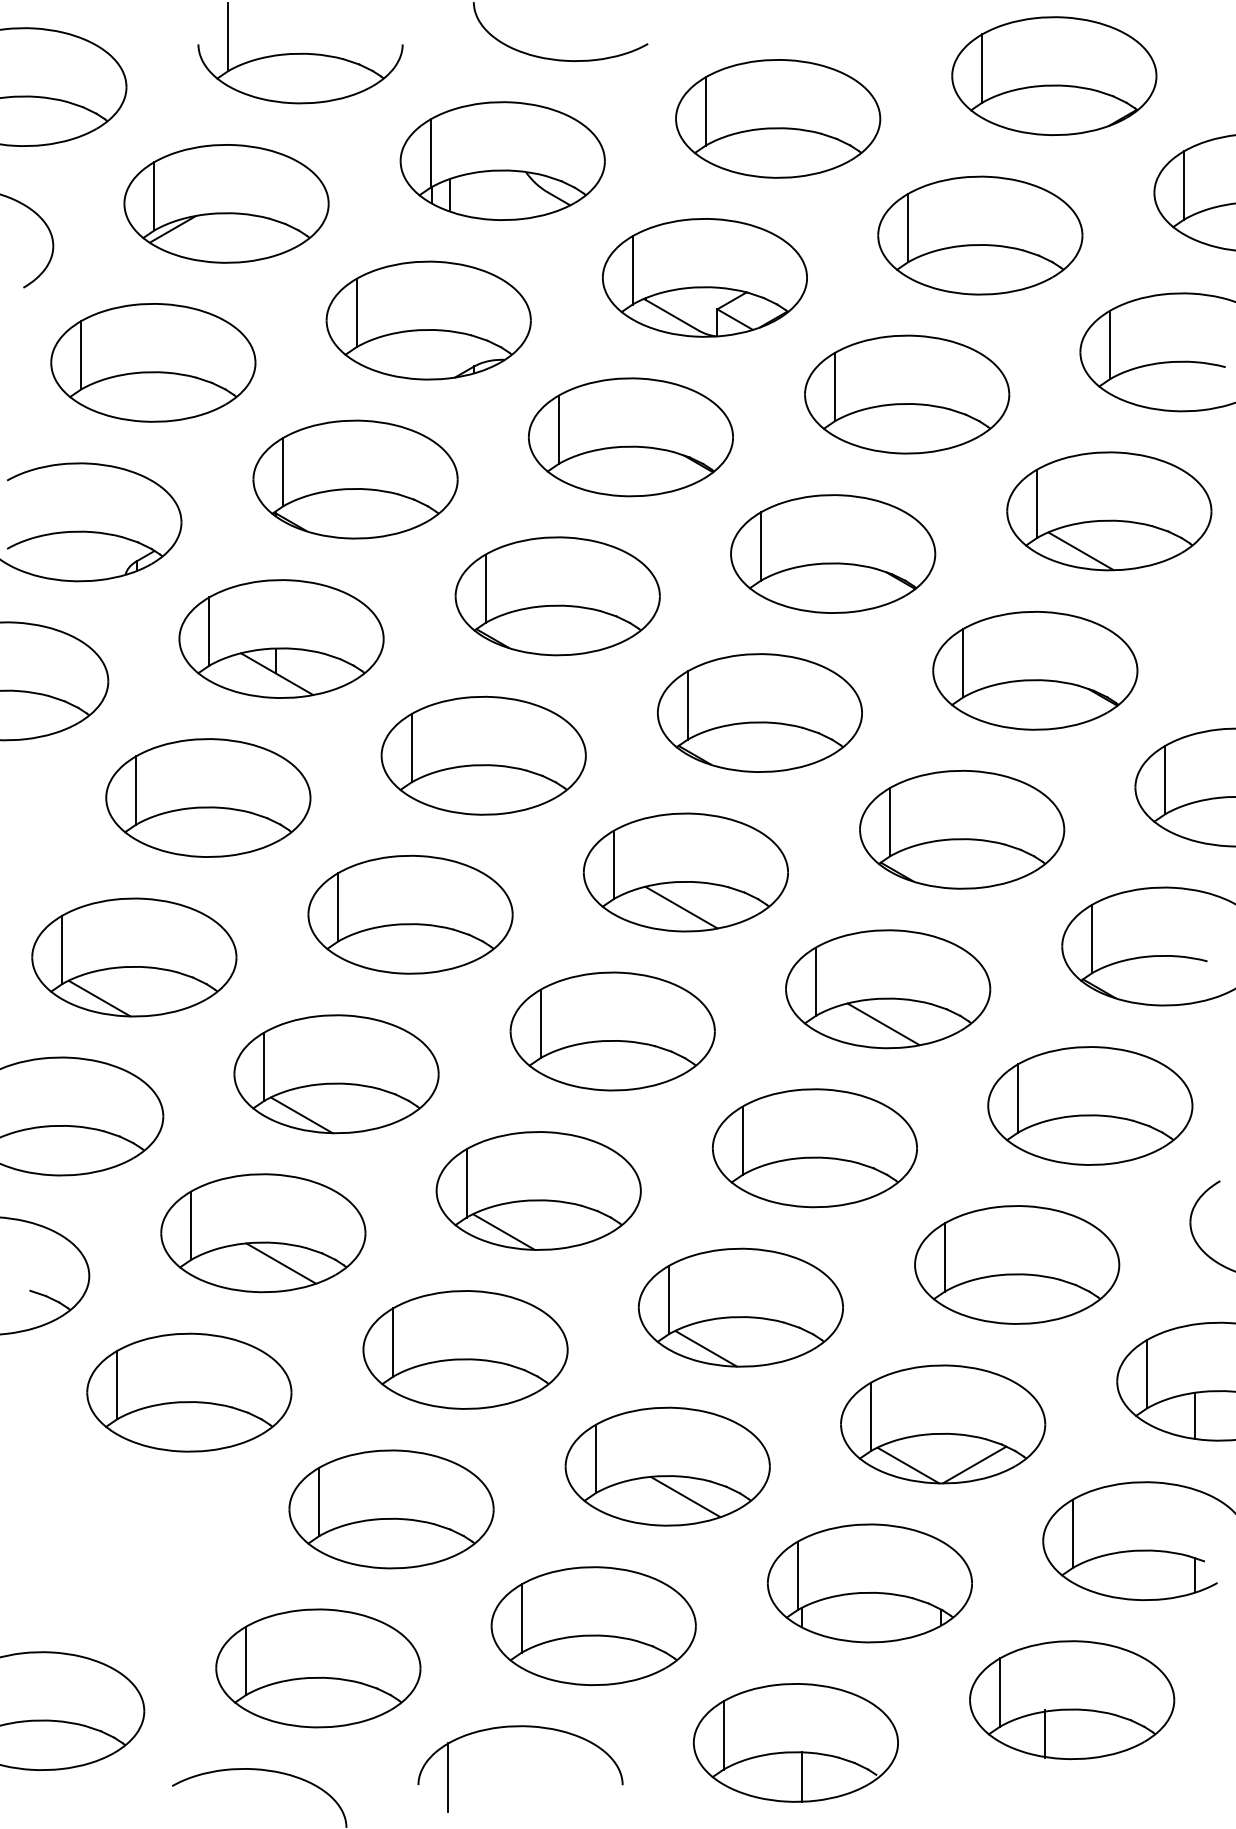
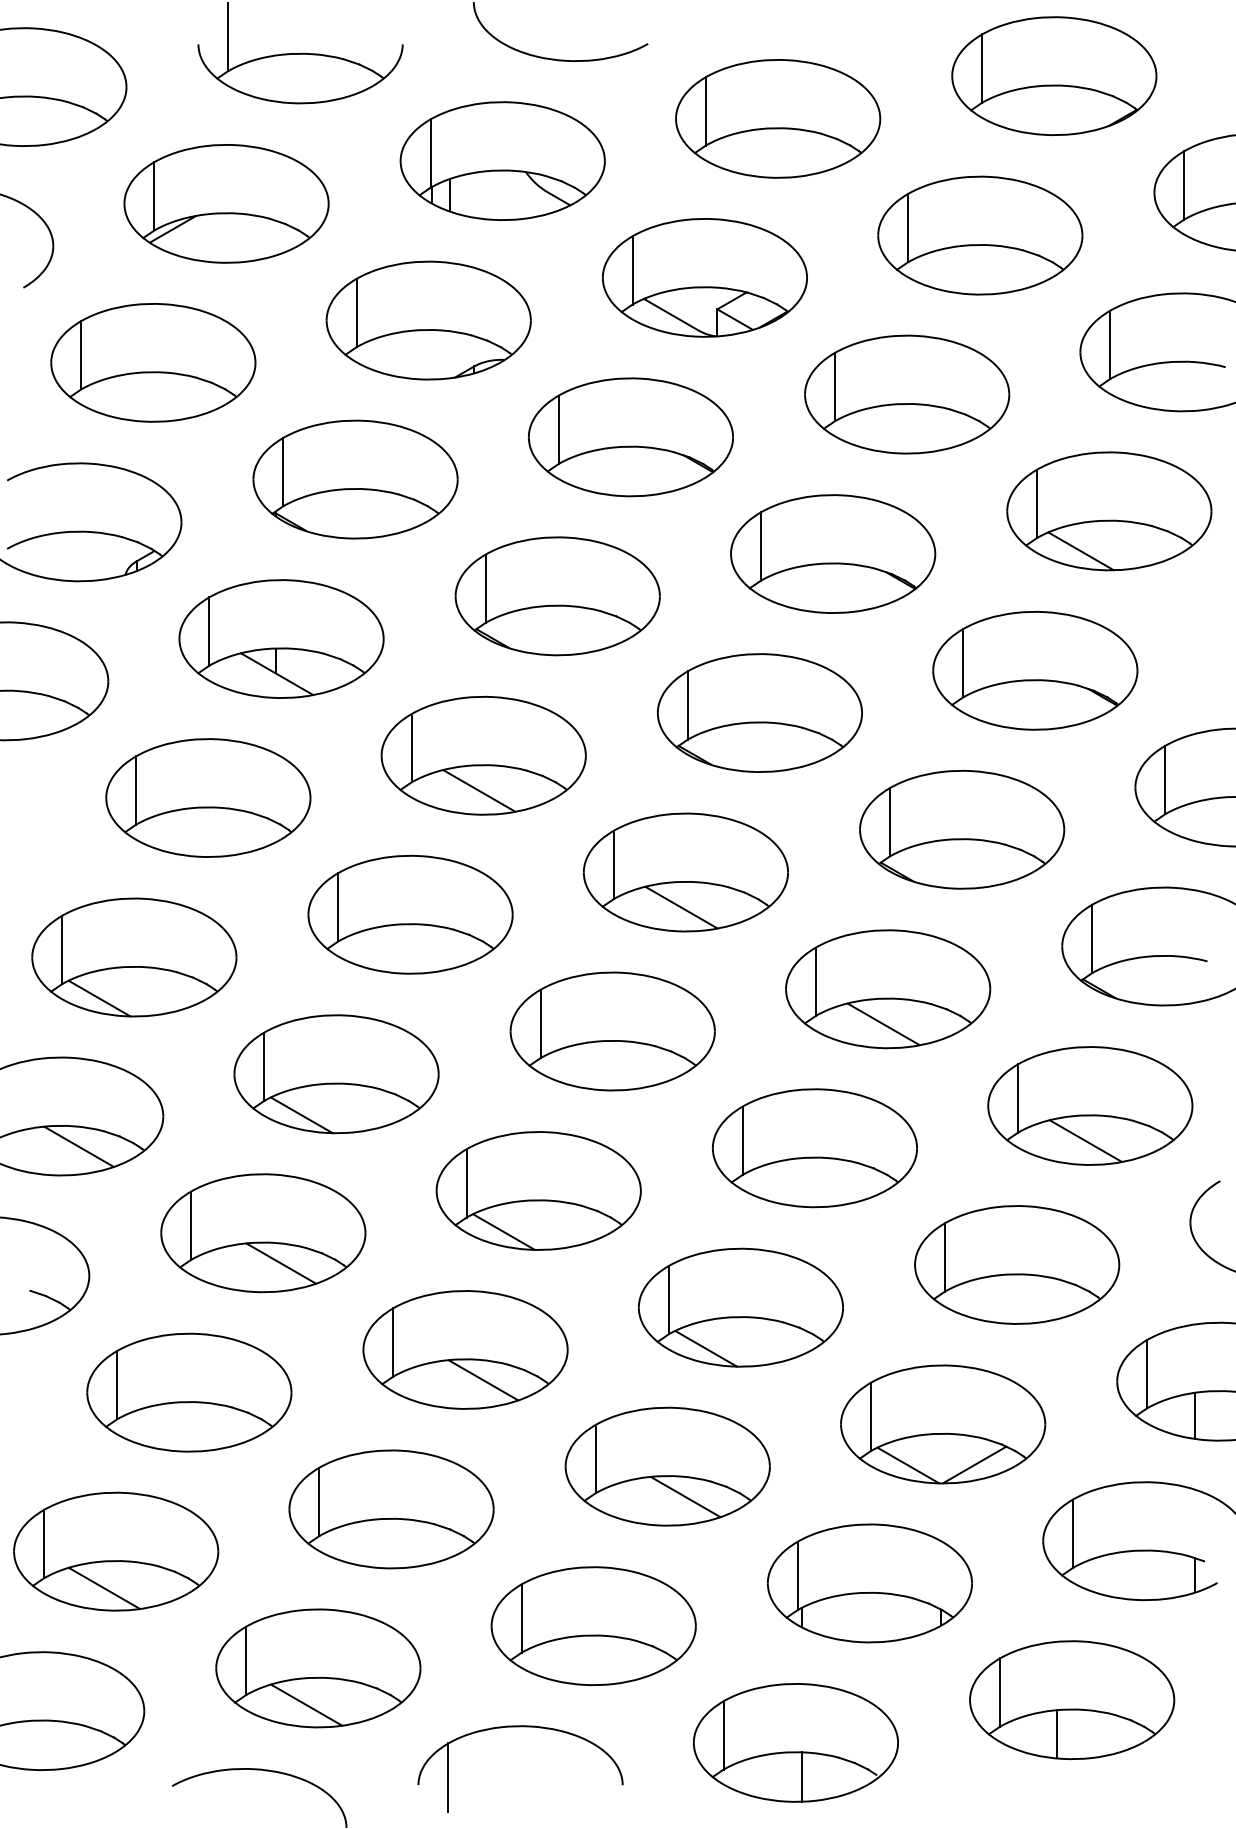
line: none -> present (479, 790)
line: none -> present (1085, 1140)
line: none -> present (78, 1146)
line: none -> present (483, 1380)
part: none -> present (116, 1551)
line: none -> present (306, 1704)
line position: (1044, 1734) -> (1056, 1734) (1056, 1734)
